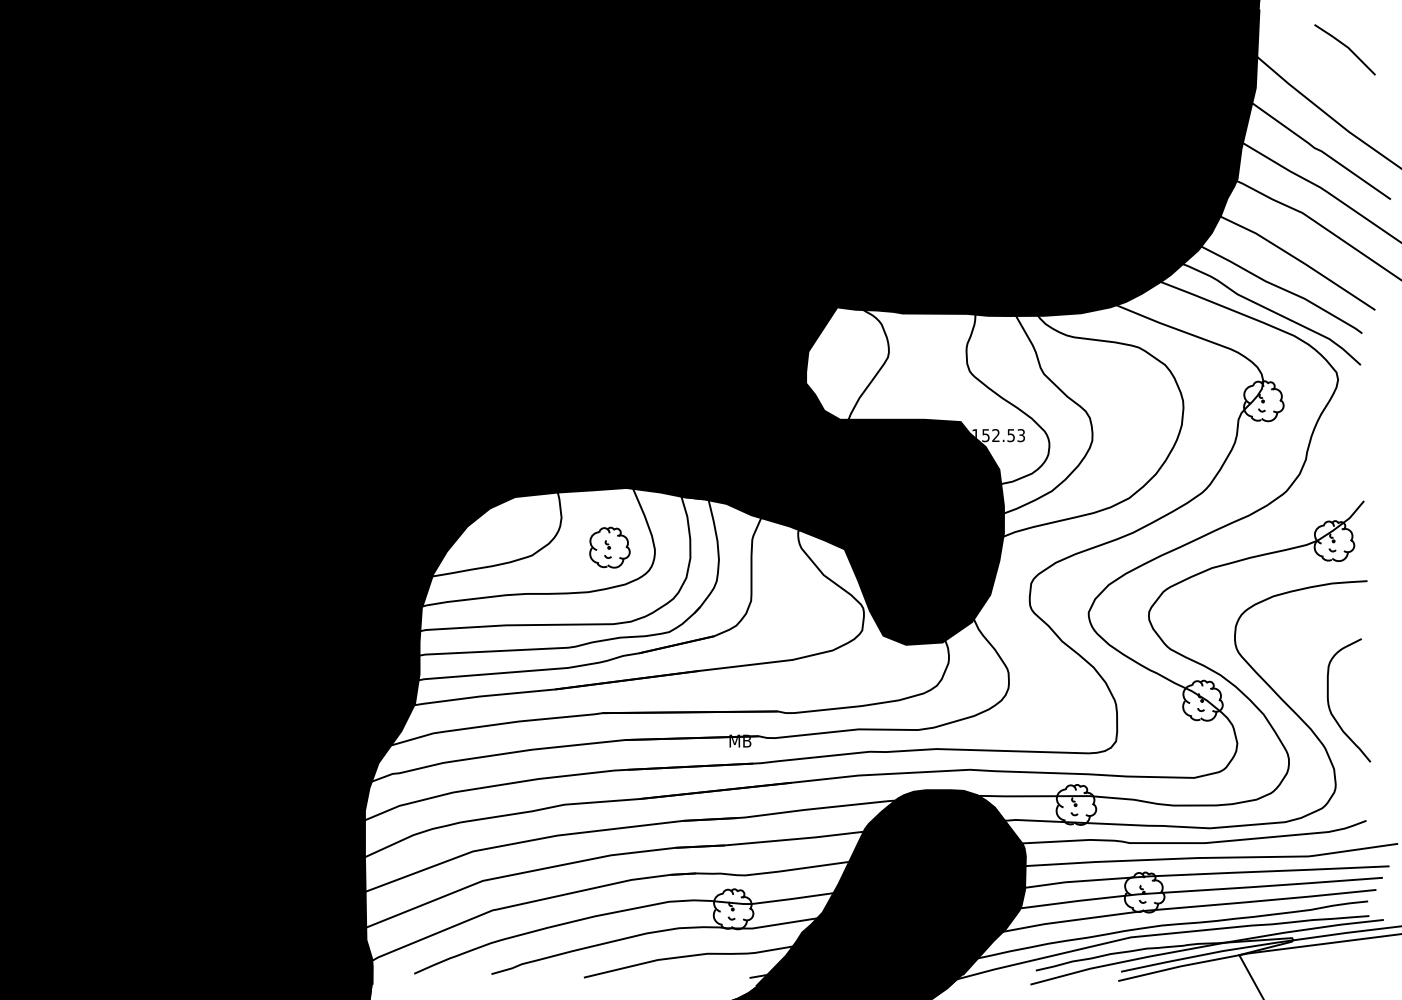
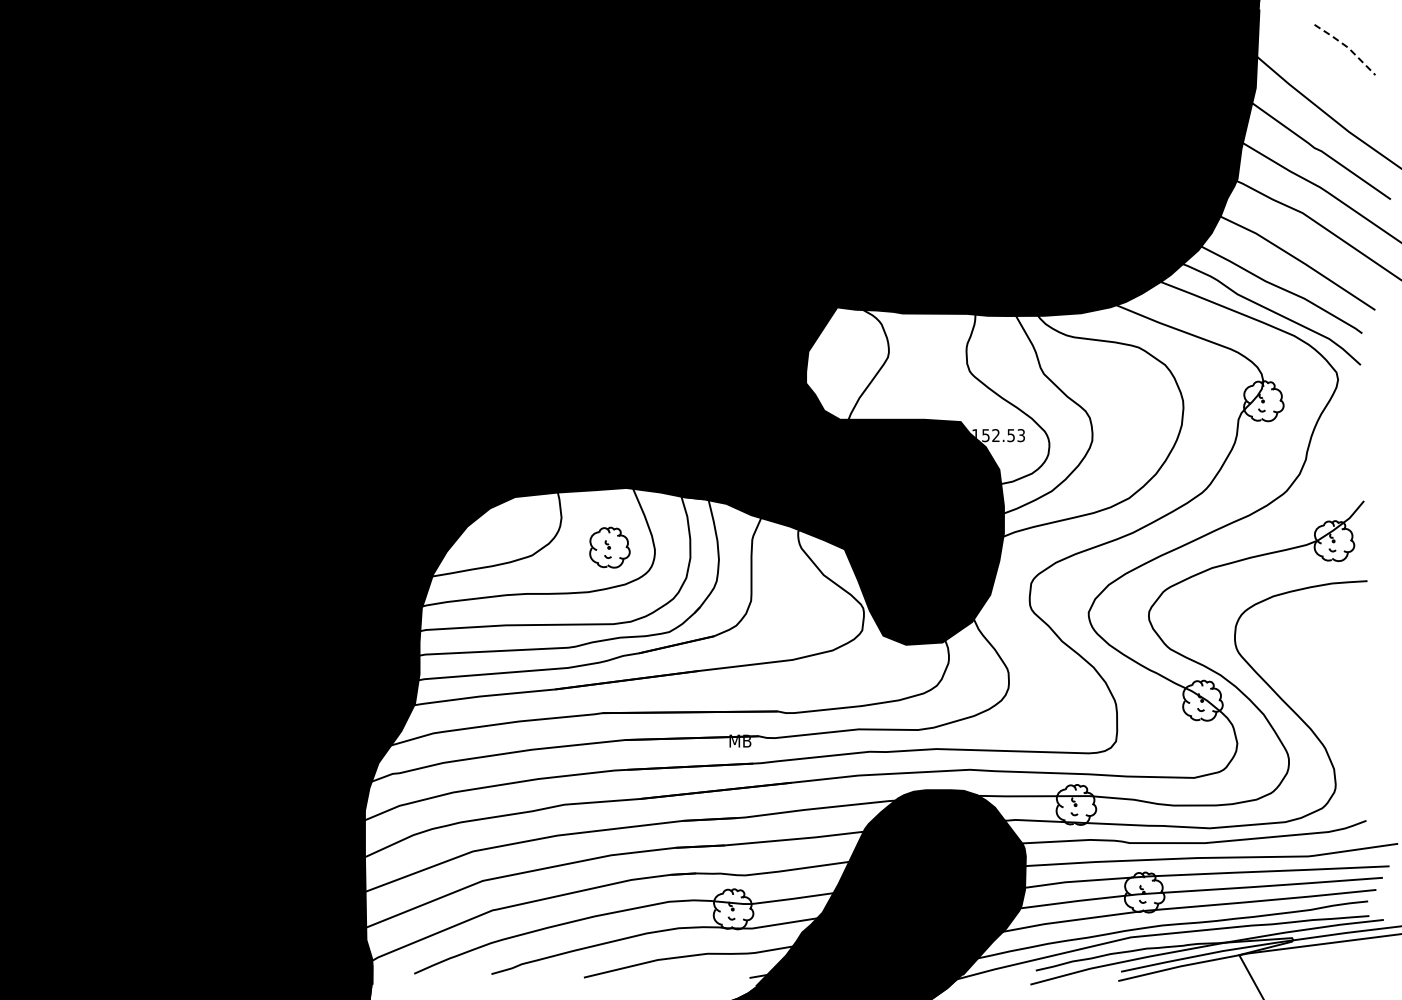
line: solid -> dashed (1347, 47)
curve: present -> none (1329, 702)
